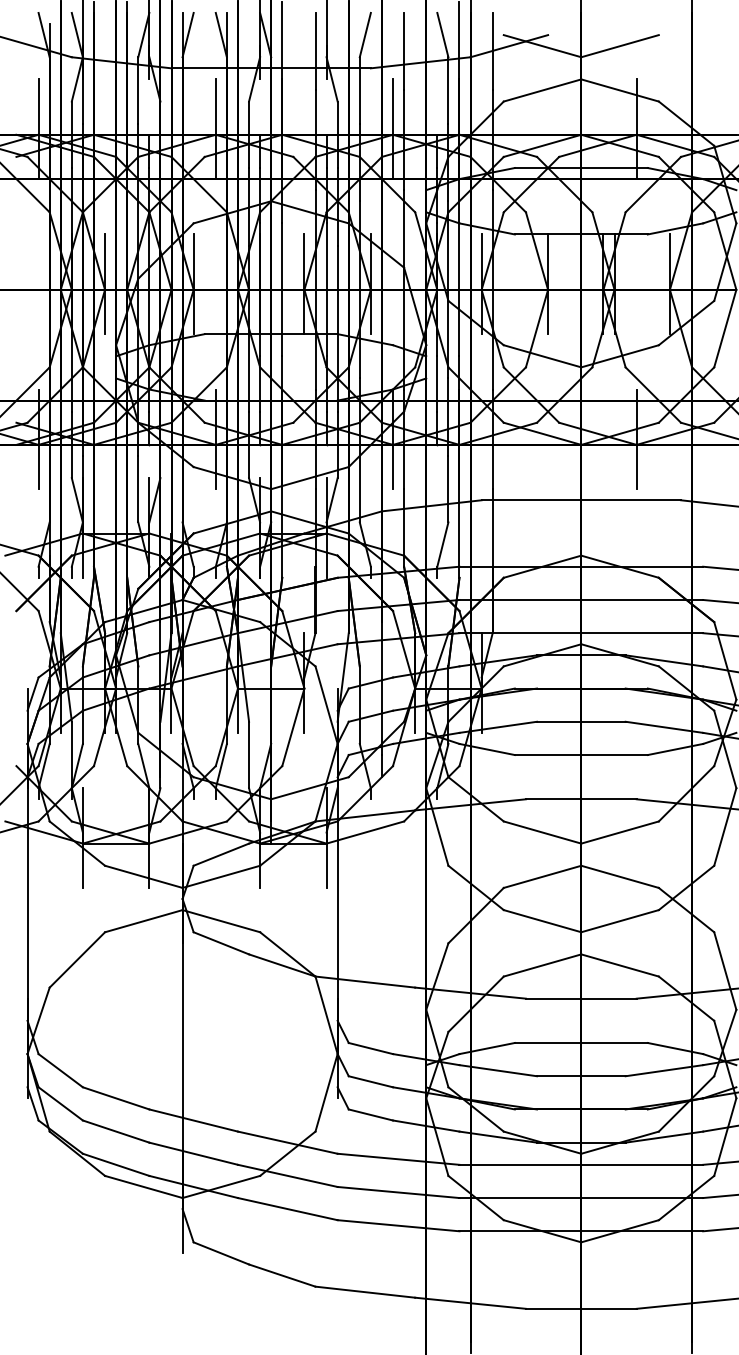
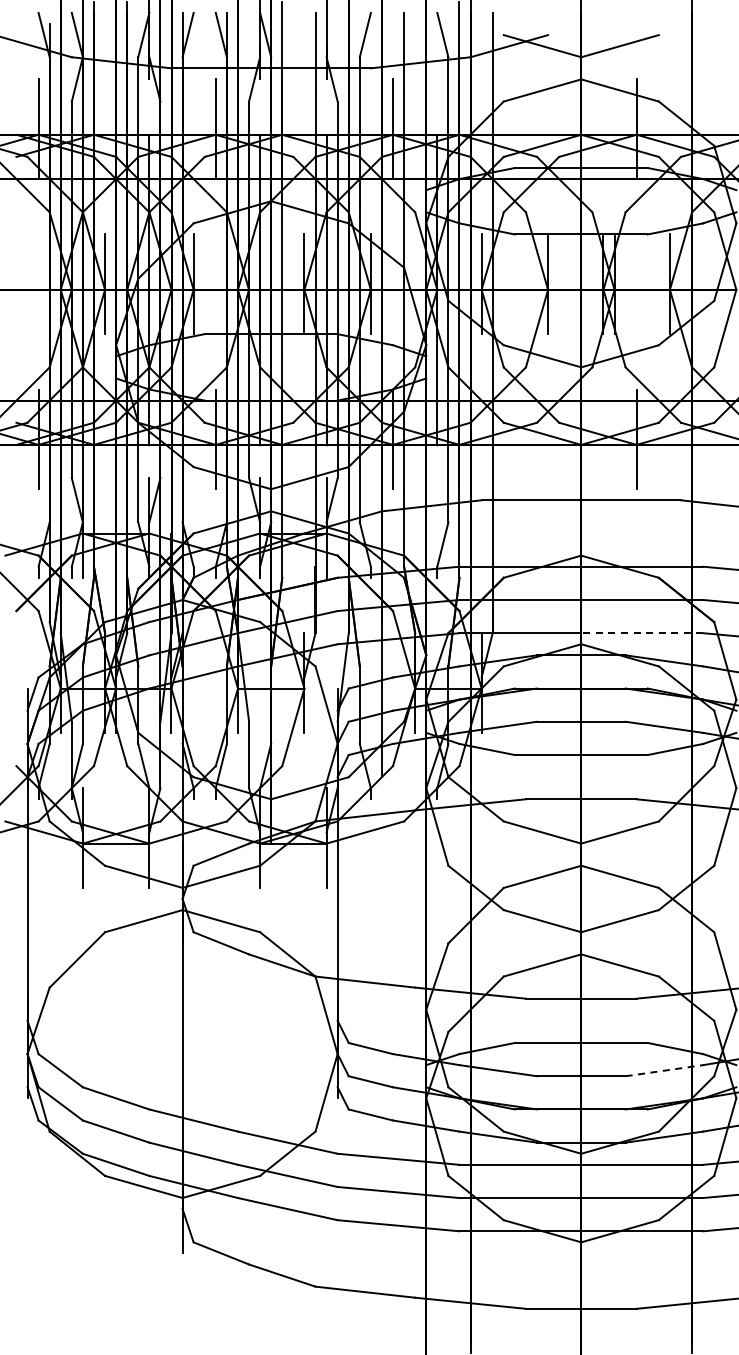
line: solid -> dashed (642, 633)
line: solid -> dashed (664, 1070)
